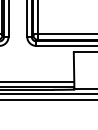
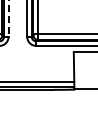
line: solid -> dashed (8, 18)
line: present -> none (48, 93)
line: present -> none (48, 99)
